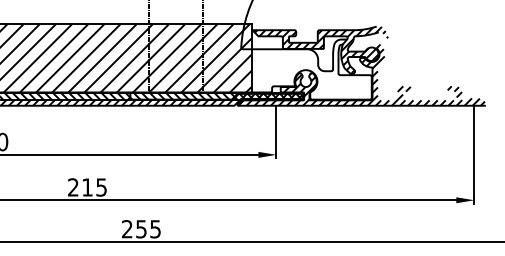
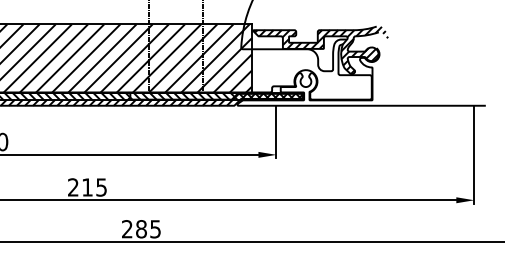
hatch: present -> none (361, 74)
text: 255 -> 285 (141, 229)
